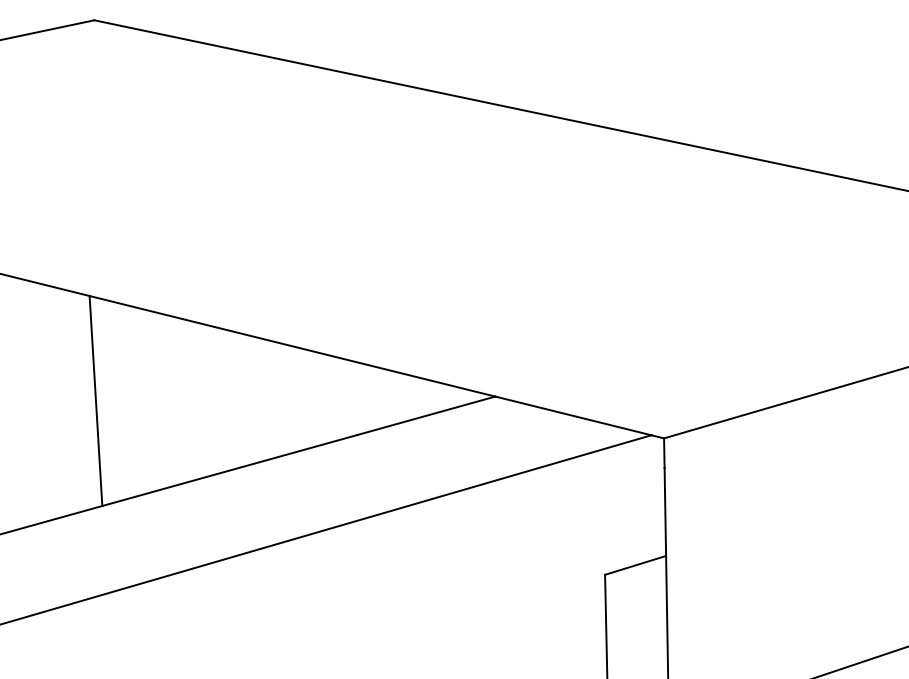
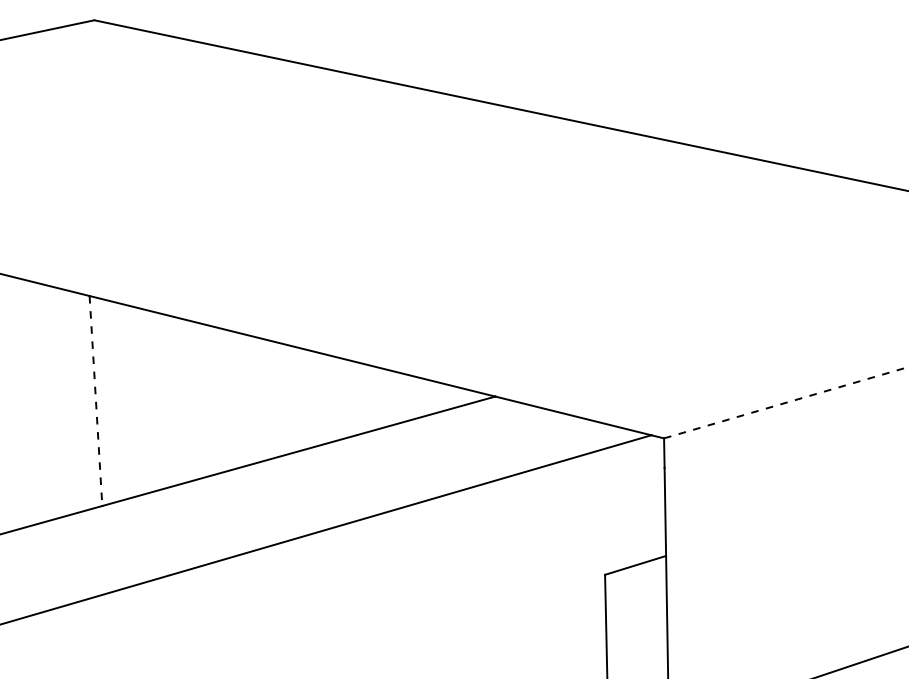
line: solid -> dashed (96, 401)
line: solid -> dashed (786, 402)
